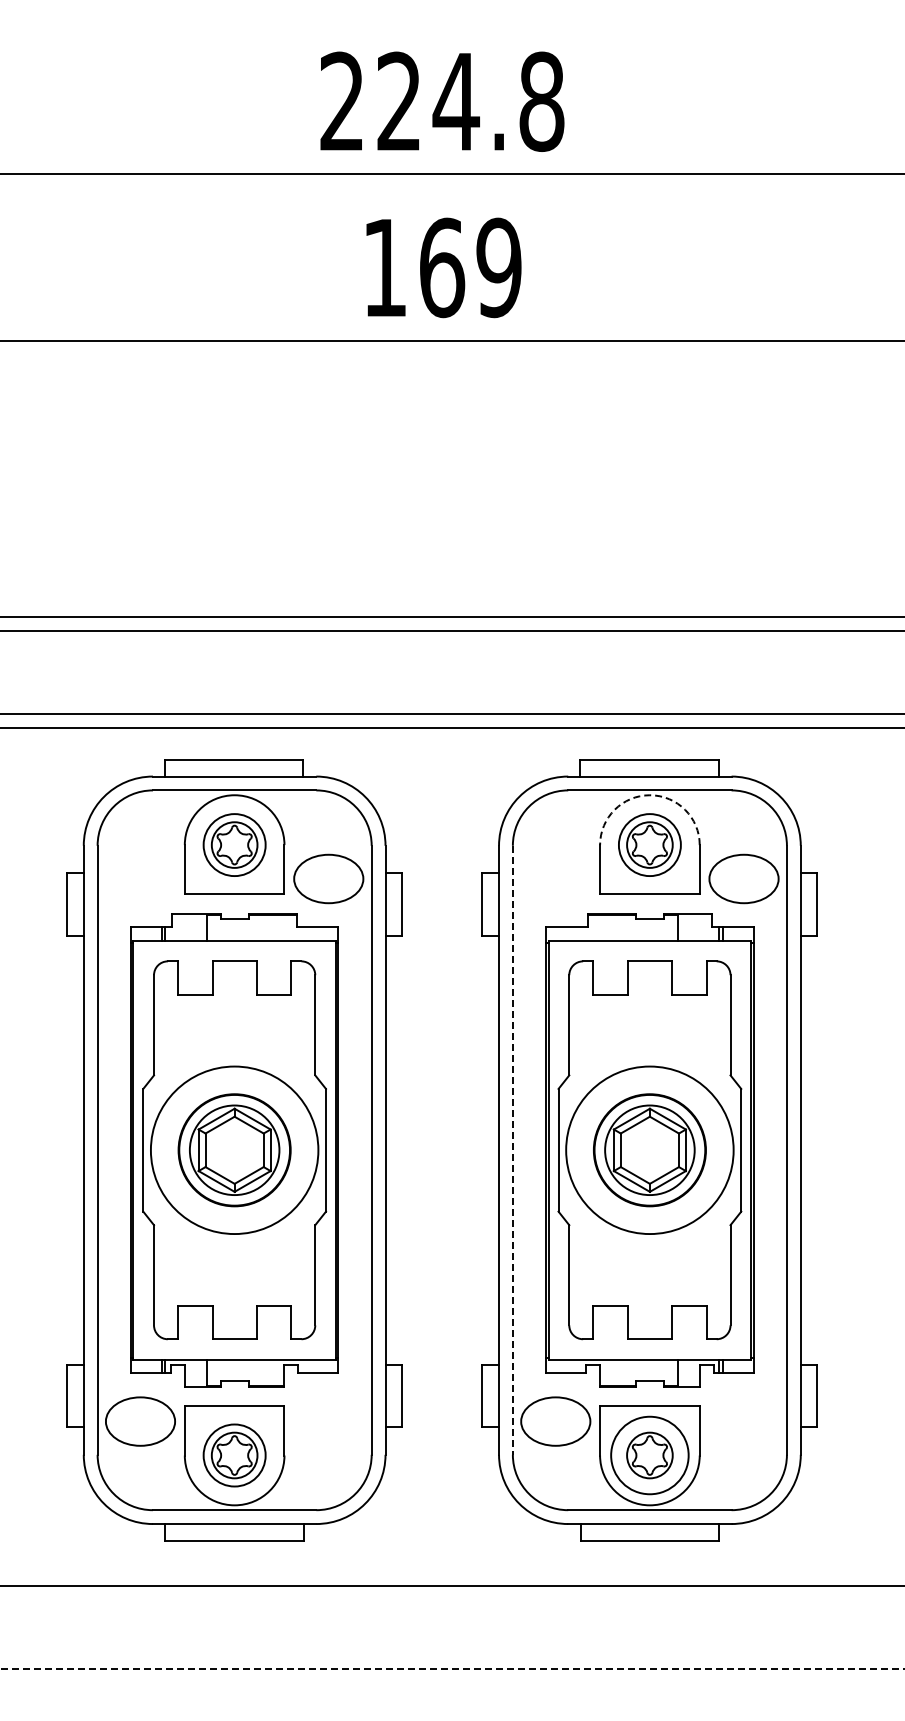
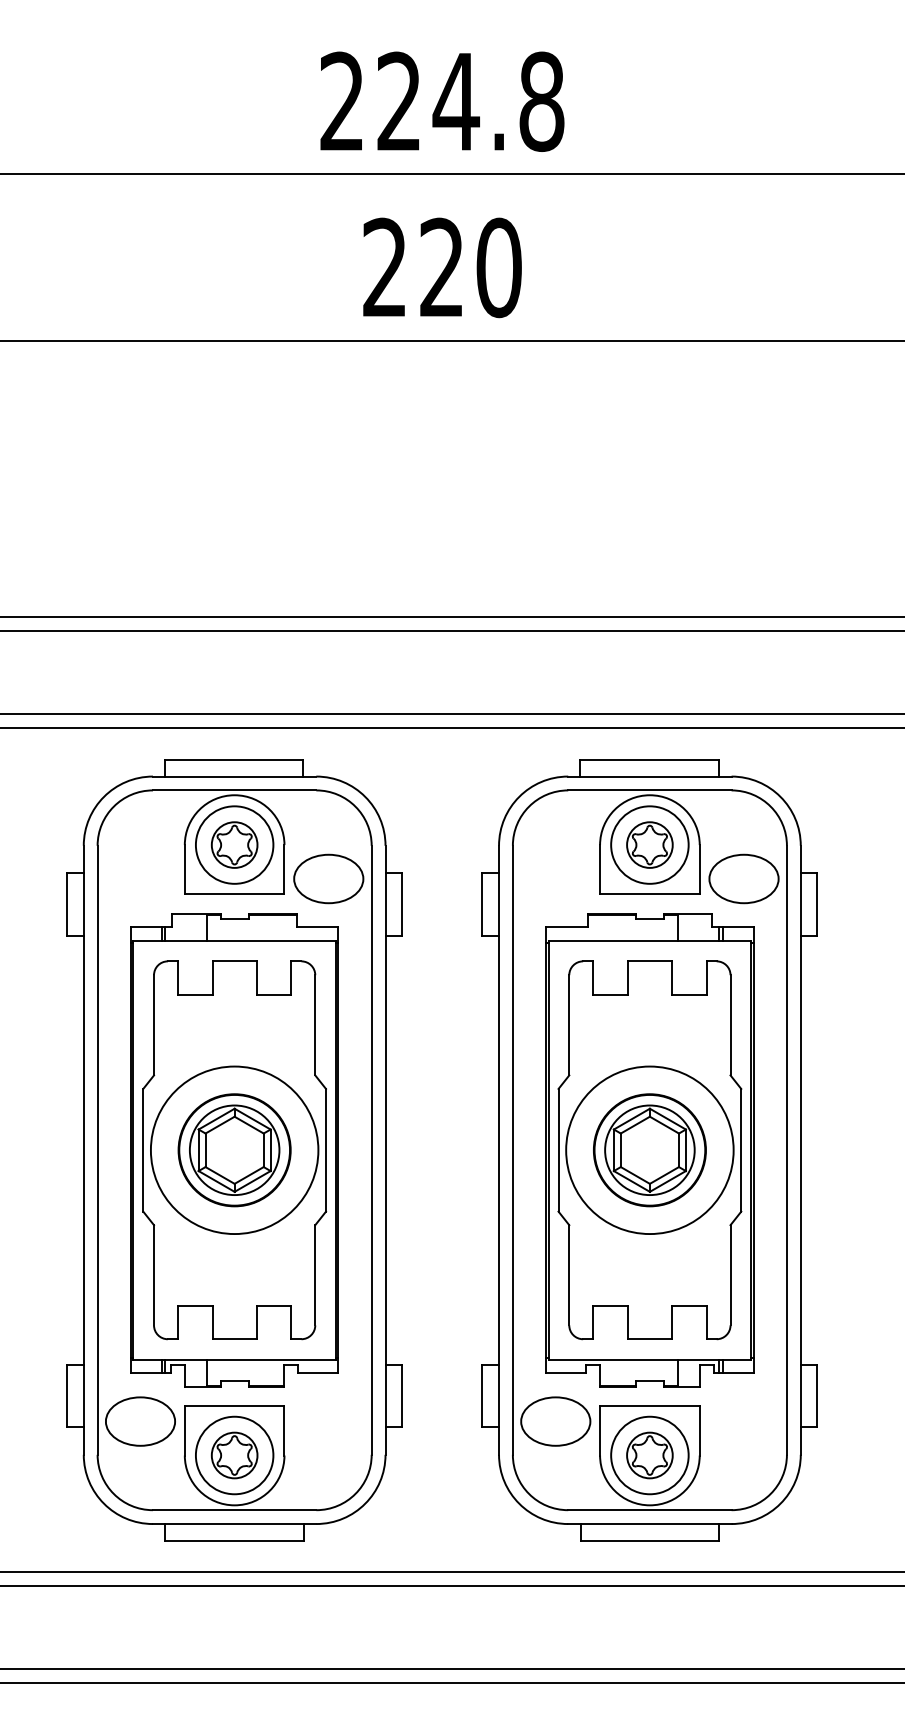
text: 169 -> 220 (442, 267)
arc: dashed -> solid (649, 795)
circle diameter: 62 px -> 78 px (234, 844)
circle diameter: 62 px -> 78 px (649, 844)
line: dashed -> solid (512, 1150)
circle diameter: 62 px -> 78 px (234, 1455)
line: none -> present (451, 1572)
line: dashed -> solid (452, 1669)
line: none -> present (451, 1683)
